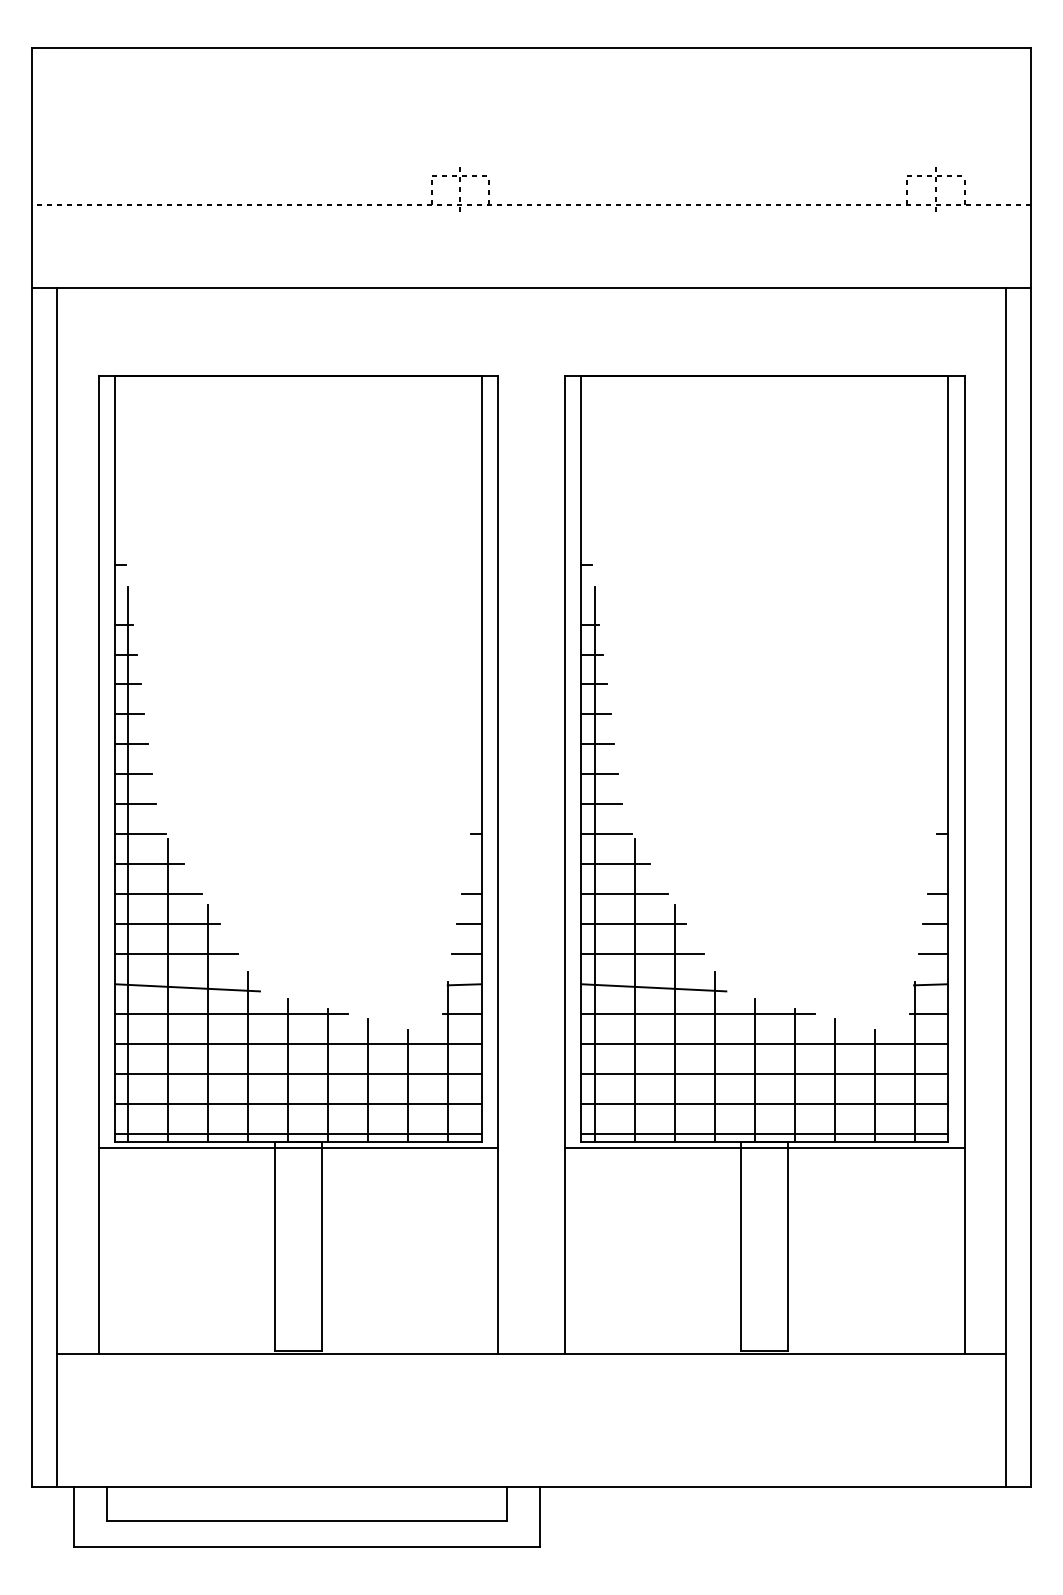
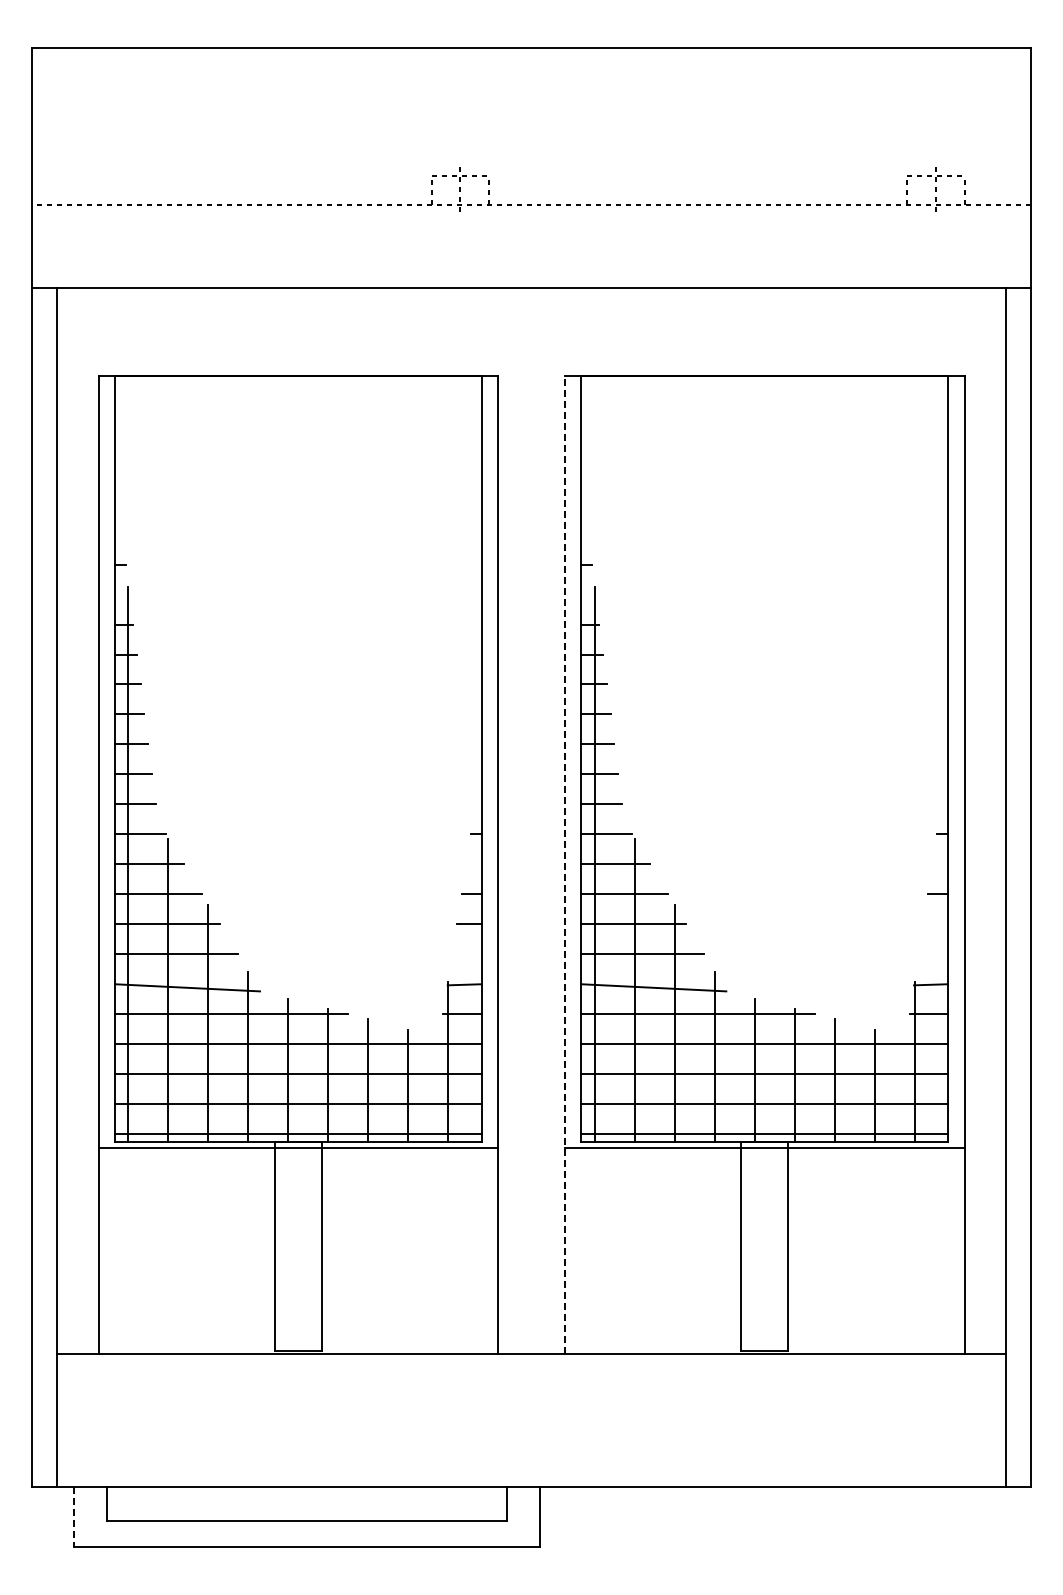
line: solid -> dashed (564, 865)
line: present -> none (935, 924)
line: present -> none (466, 954)
line: present -> none (932, 954)
line: solid -> dashed (73, 1517)
